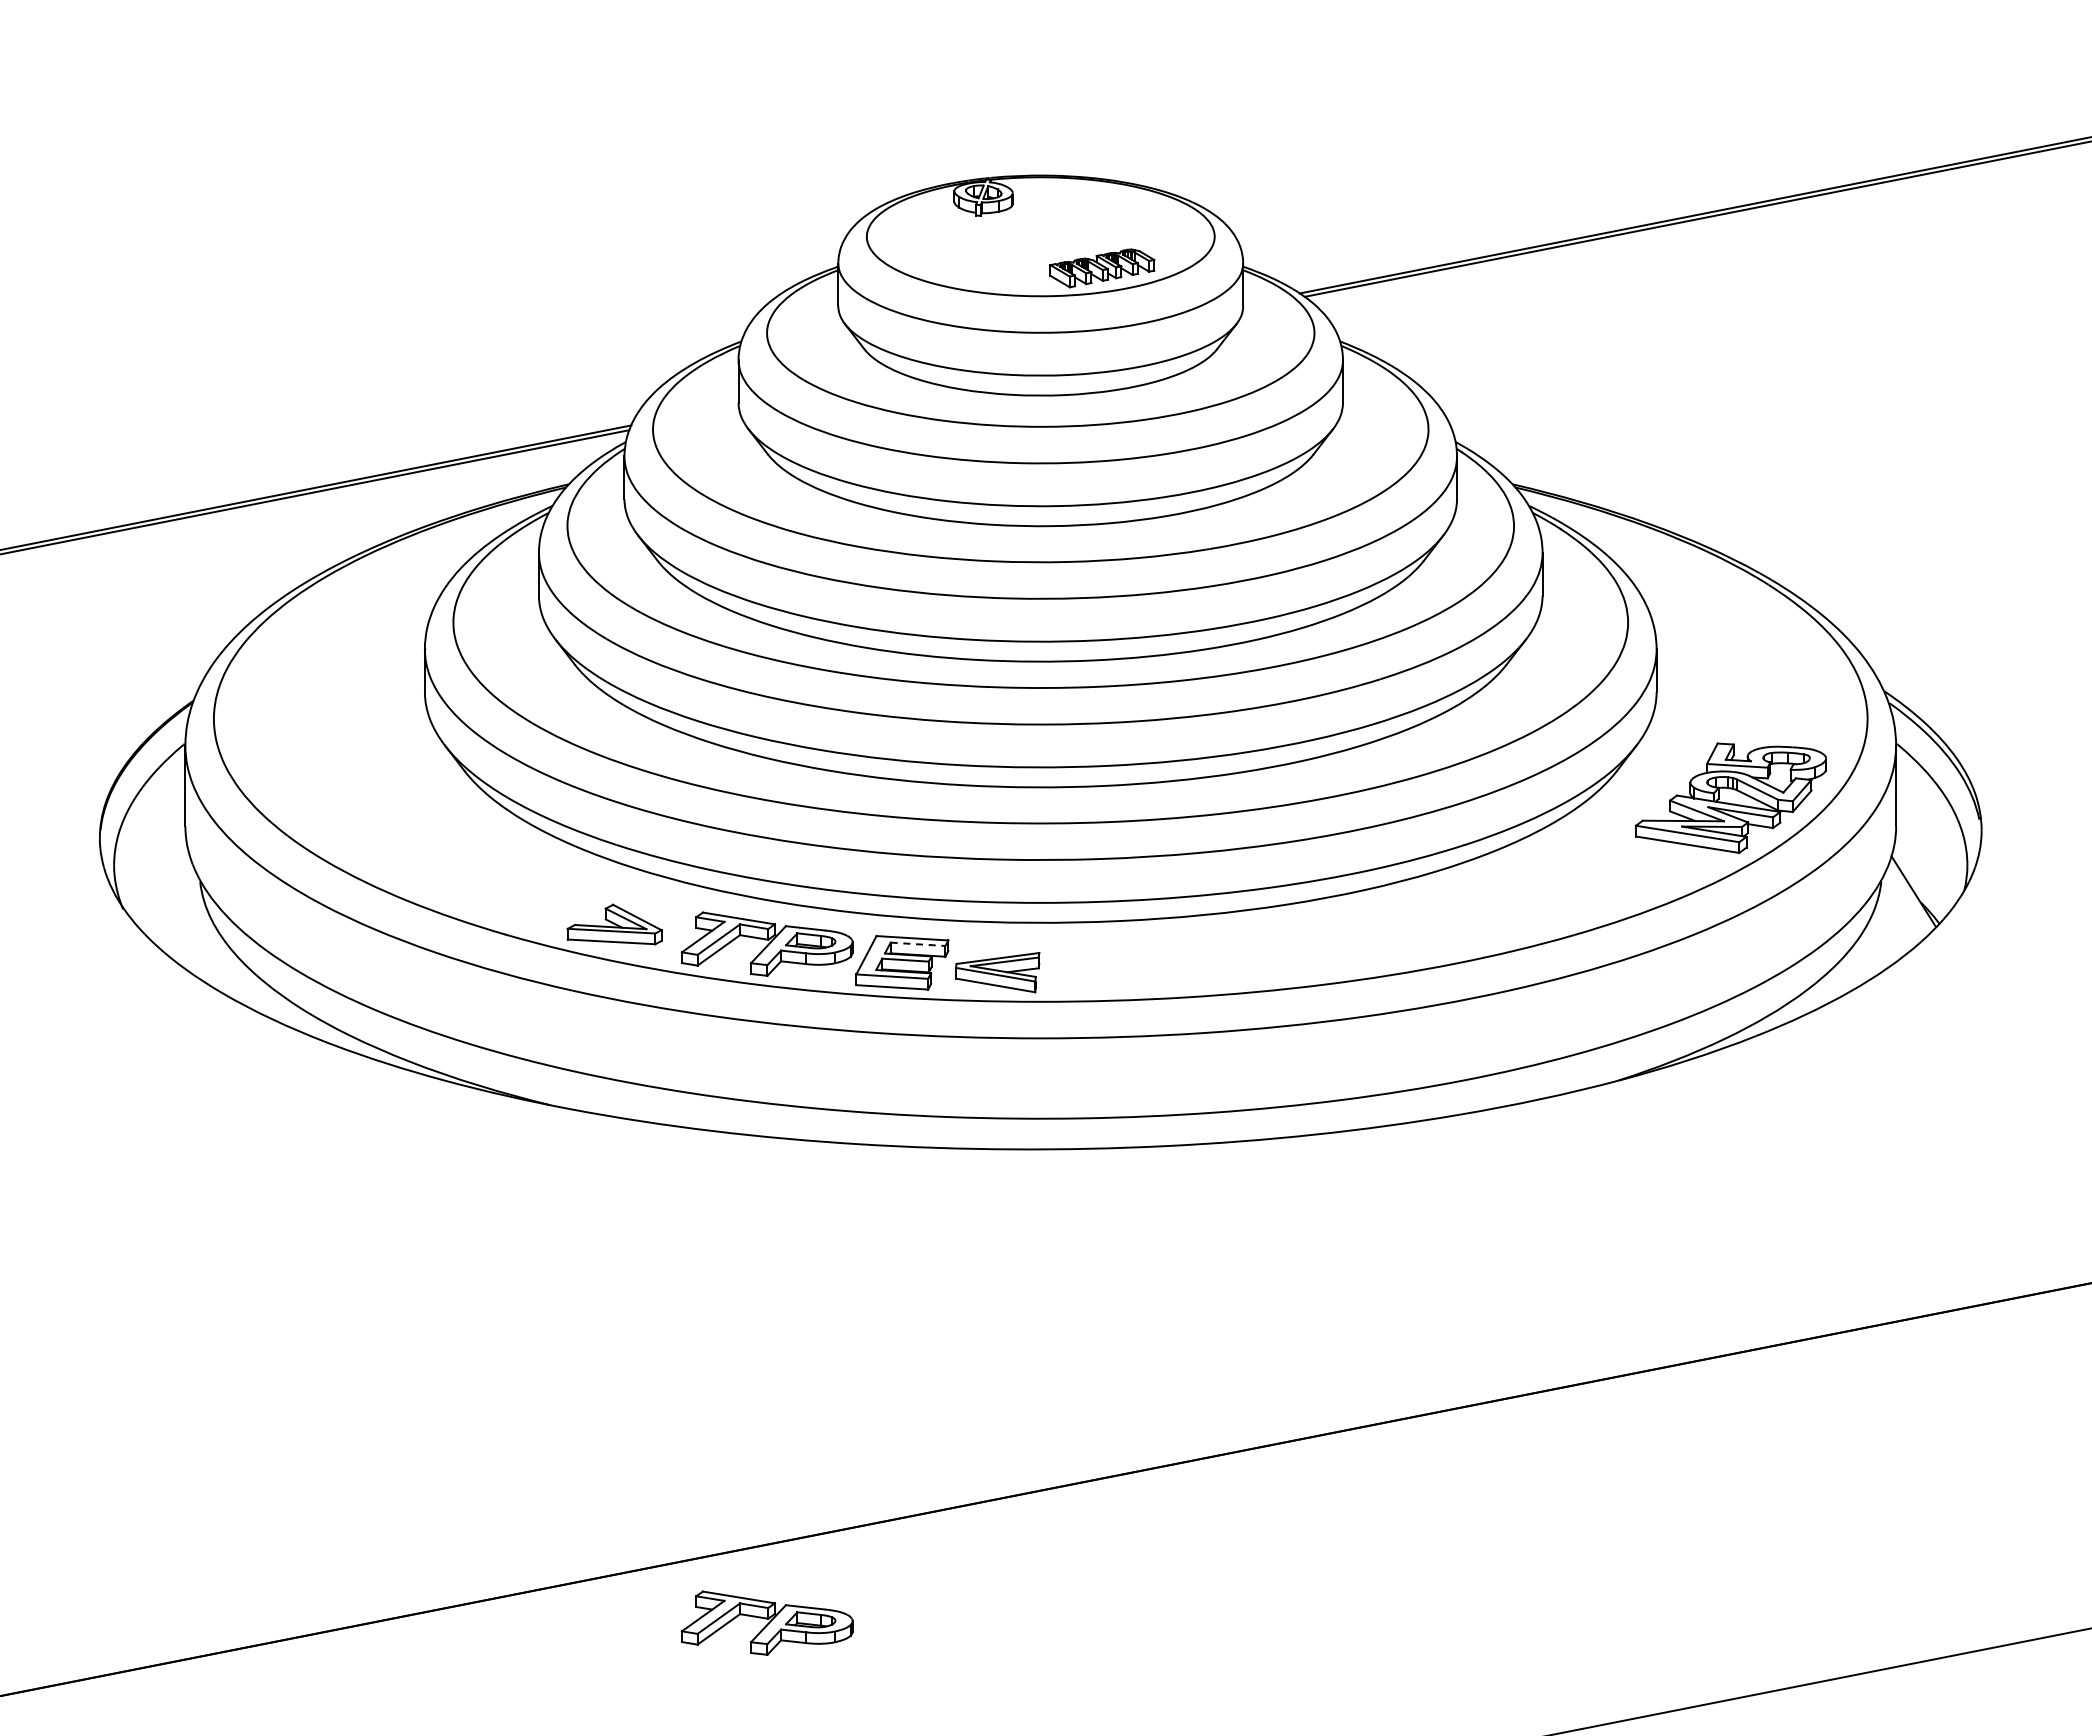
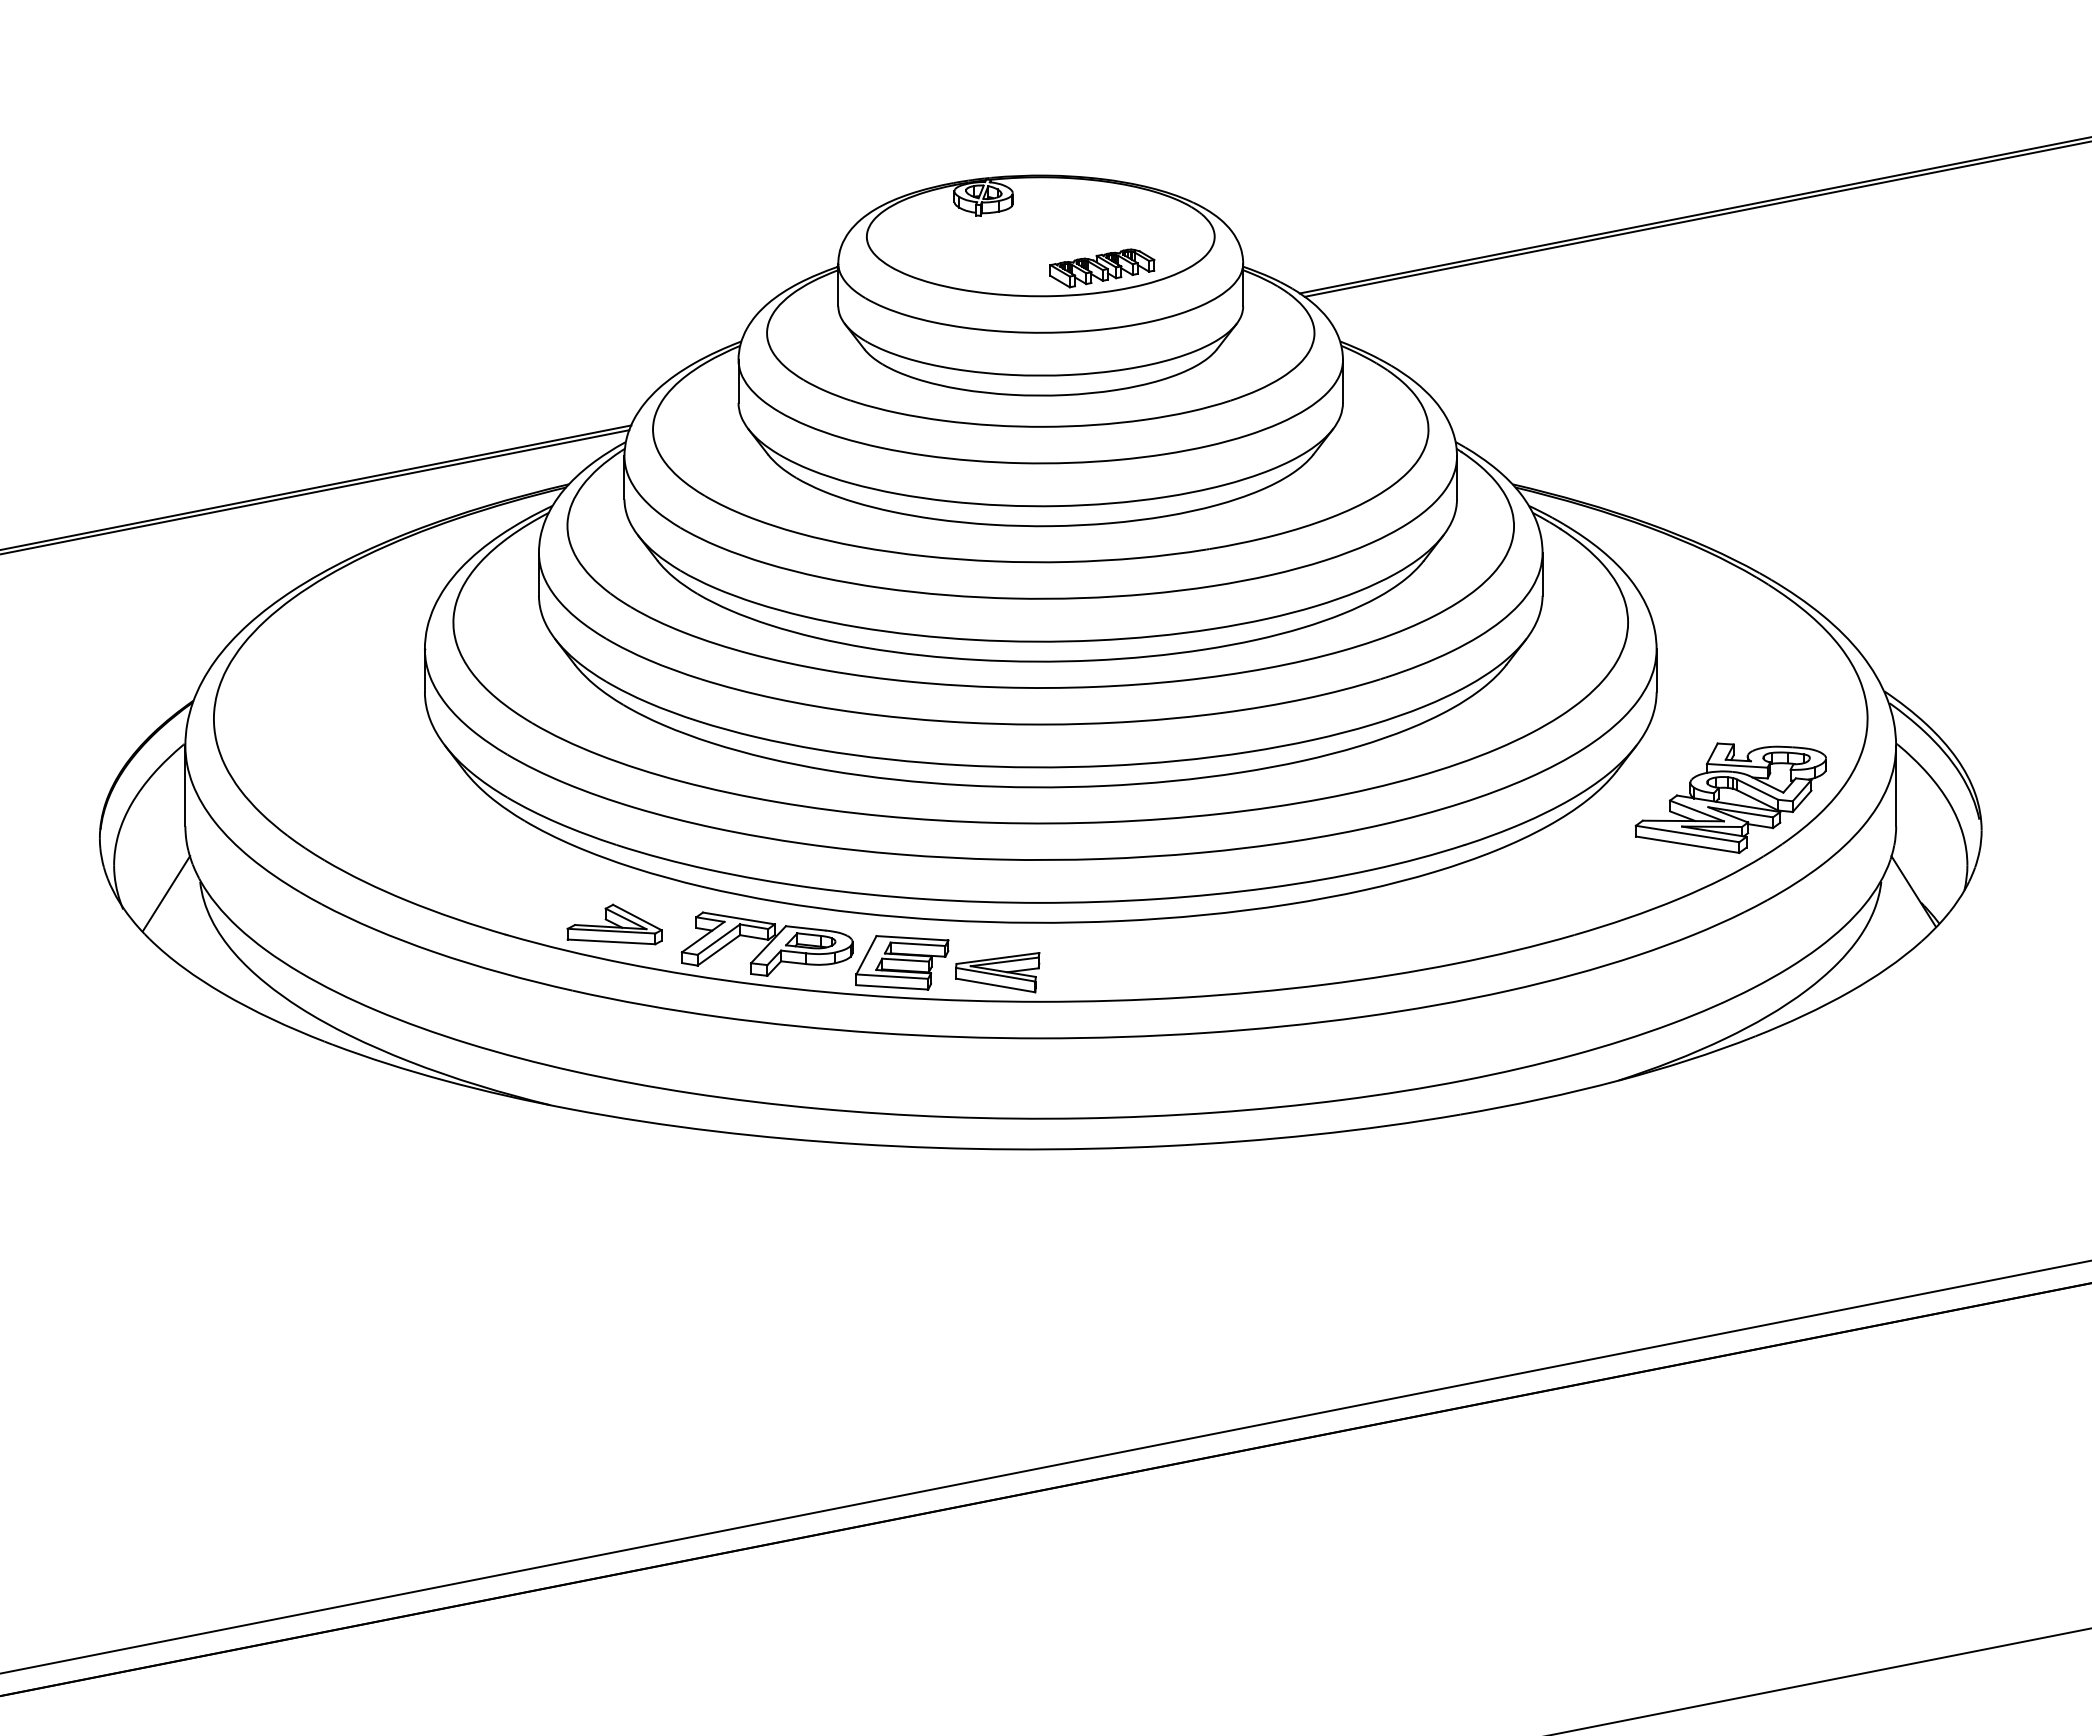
line: none -> present (166, 893)
line: dashed -> solid (918, 944)
line: none -> present (1045, 1467)
part: present -> none (766, 1622)
